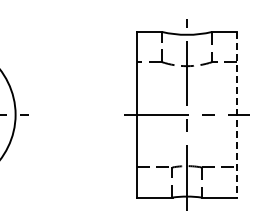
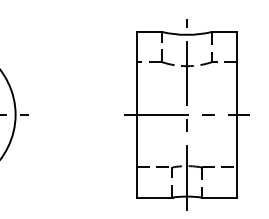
line: dashed -> solid (237, 114)
